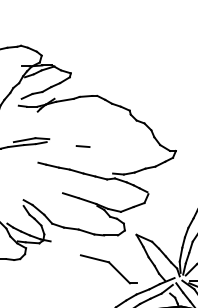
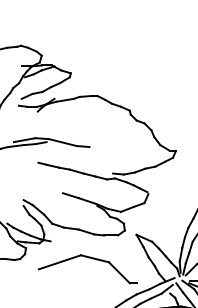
line: none -> present (62, 142)
line: none -> present (59, 262)
